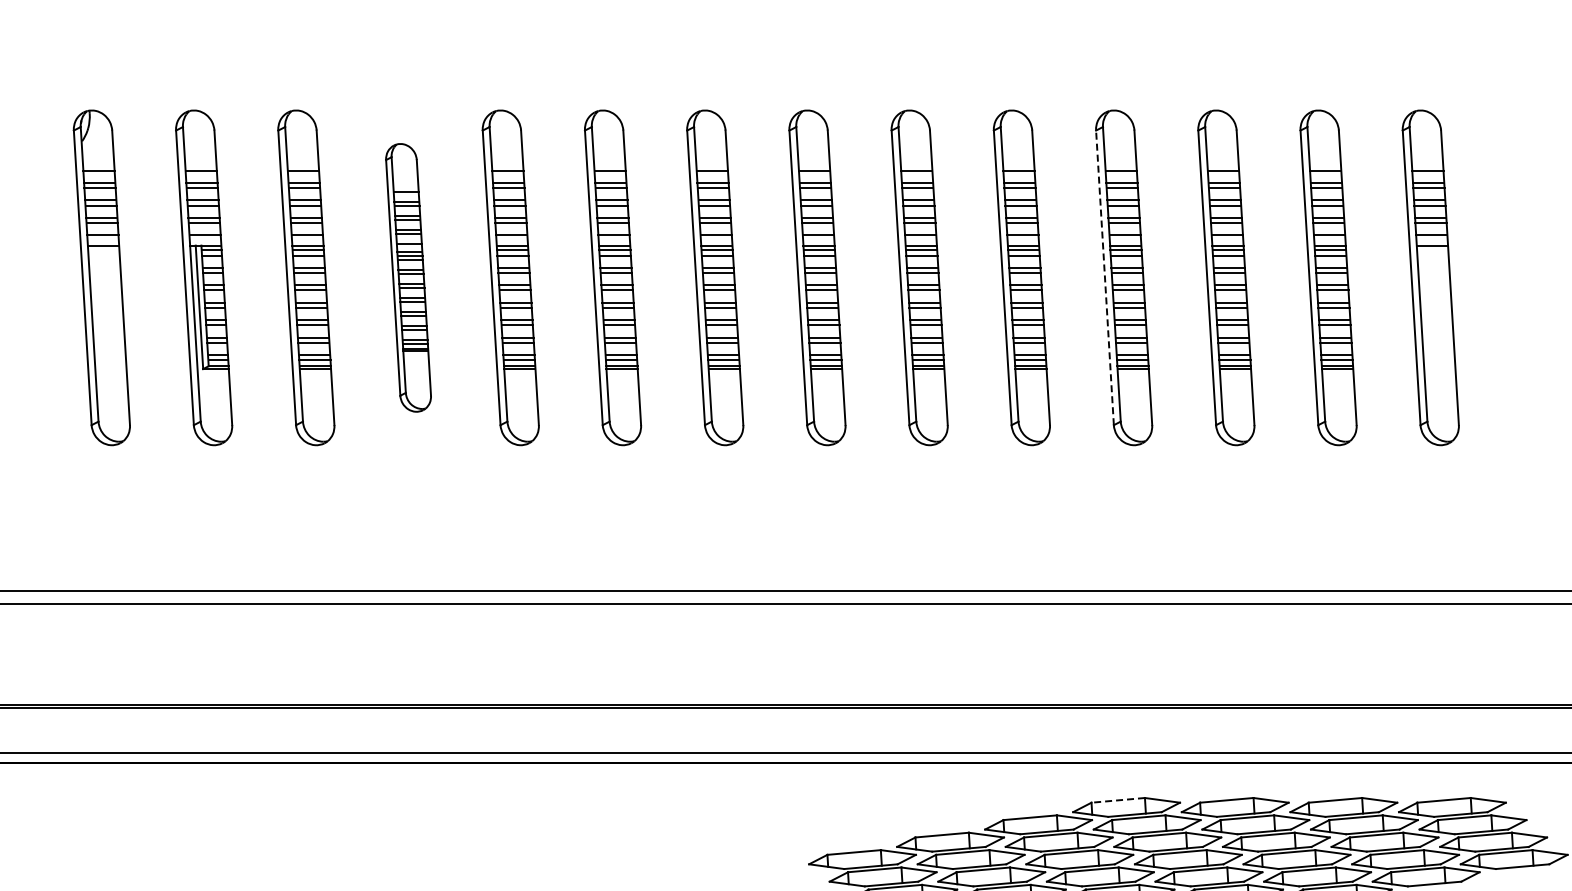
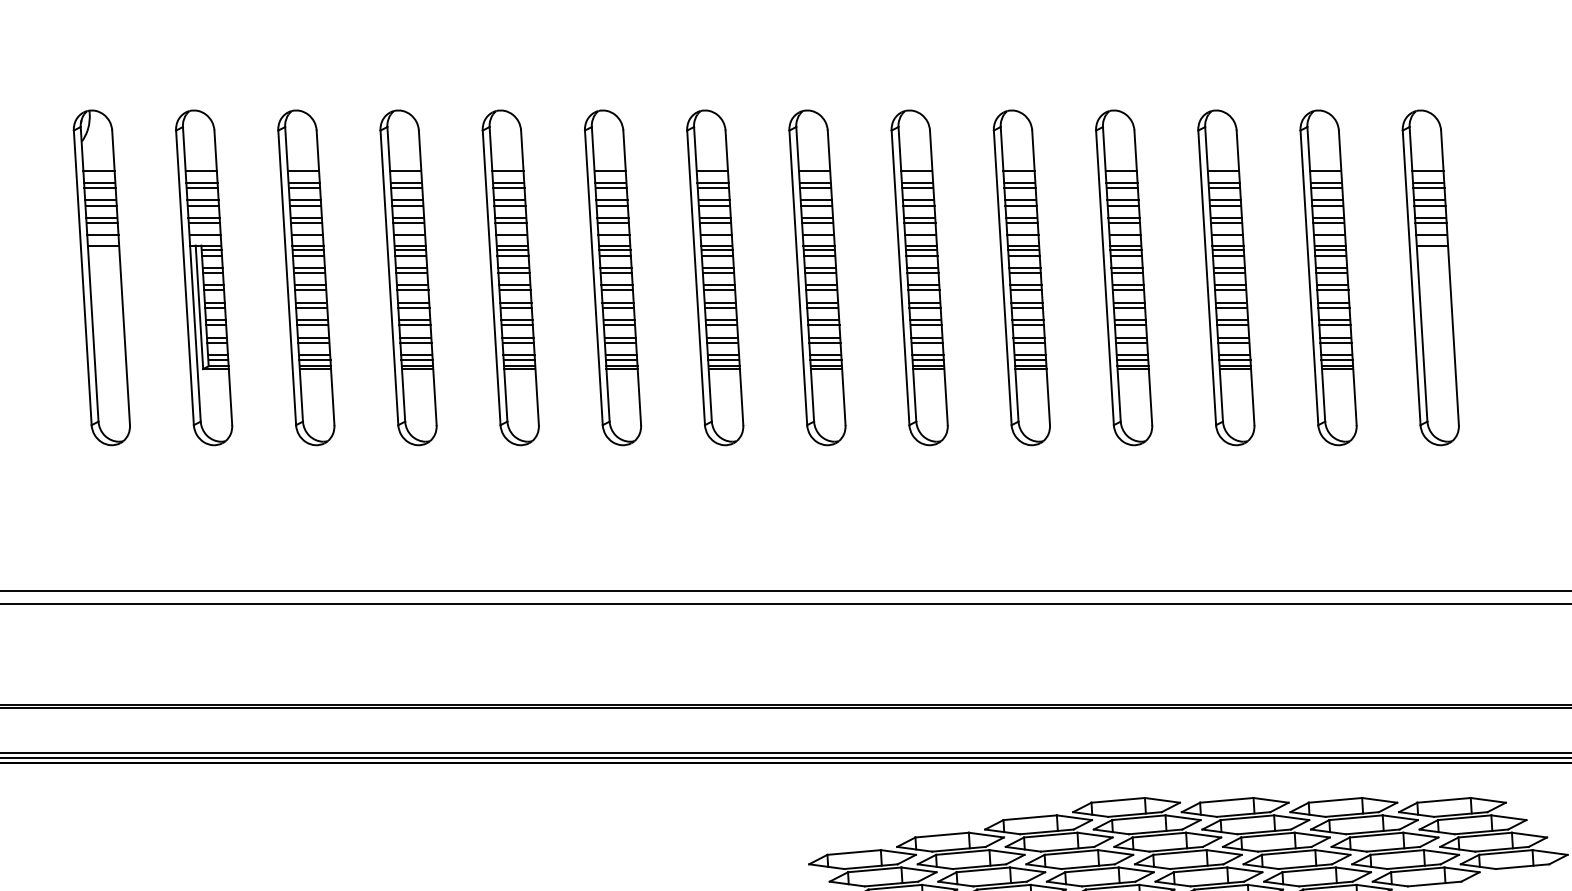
part size: 47x270 px -> 59x338 px (408, 277)
line: dashed -> solid (1104, 277)
line: none -> present (785, 757)
line: dashed -> solid (1118, 800)
